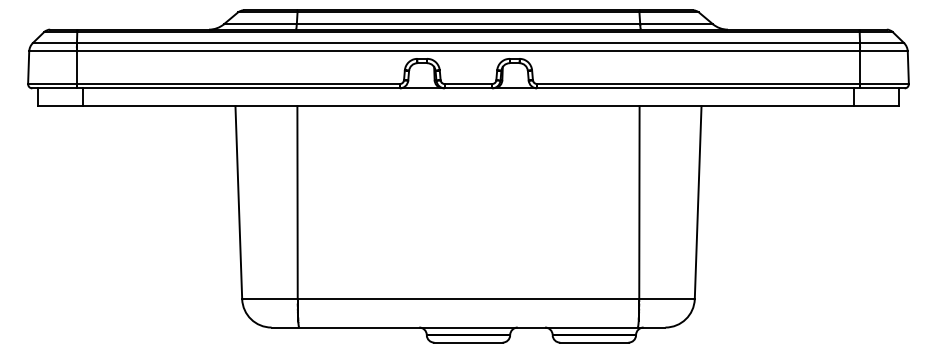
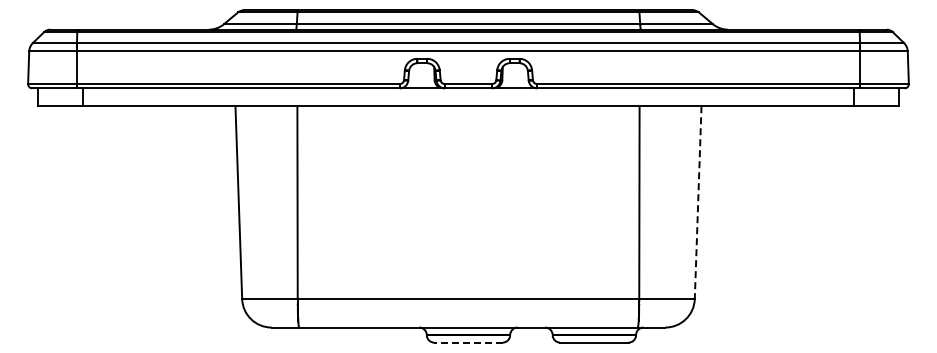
line: solid -> dashed (698, 202)
line: solid -> dashed (468, 342)
